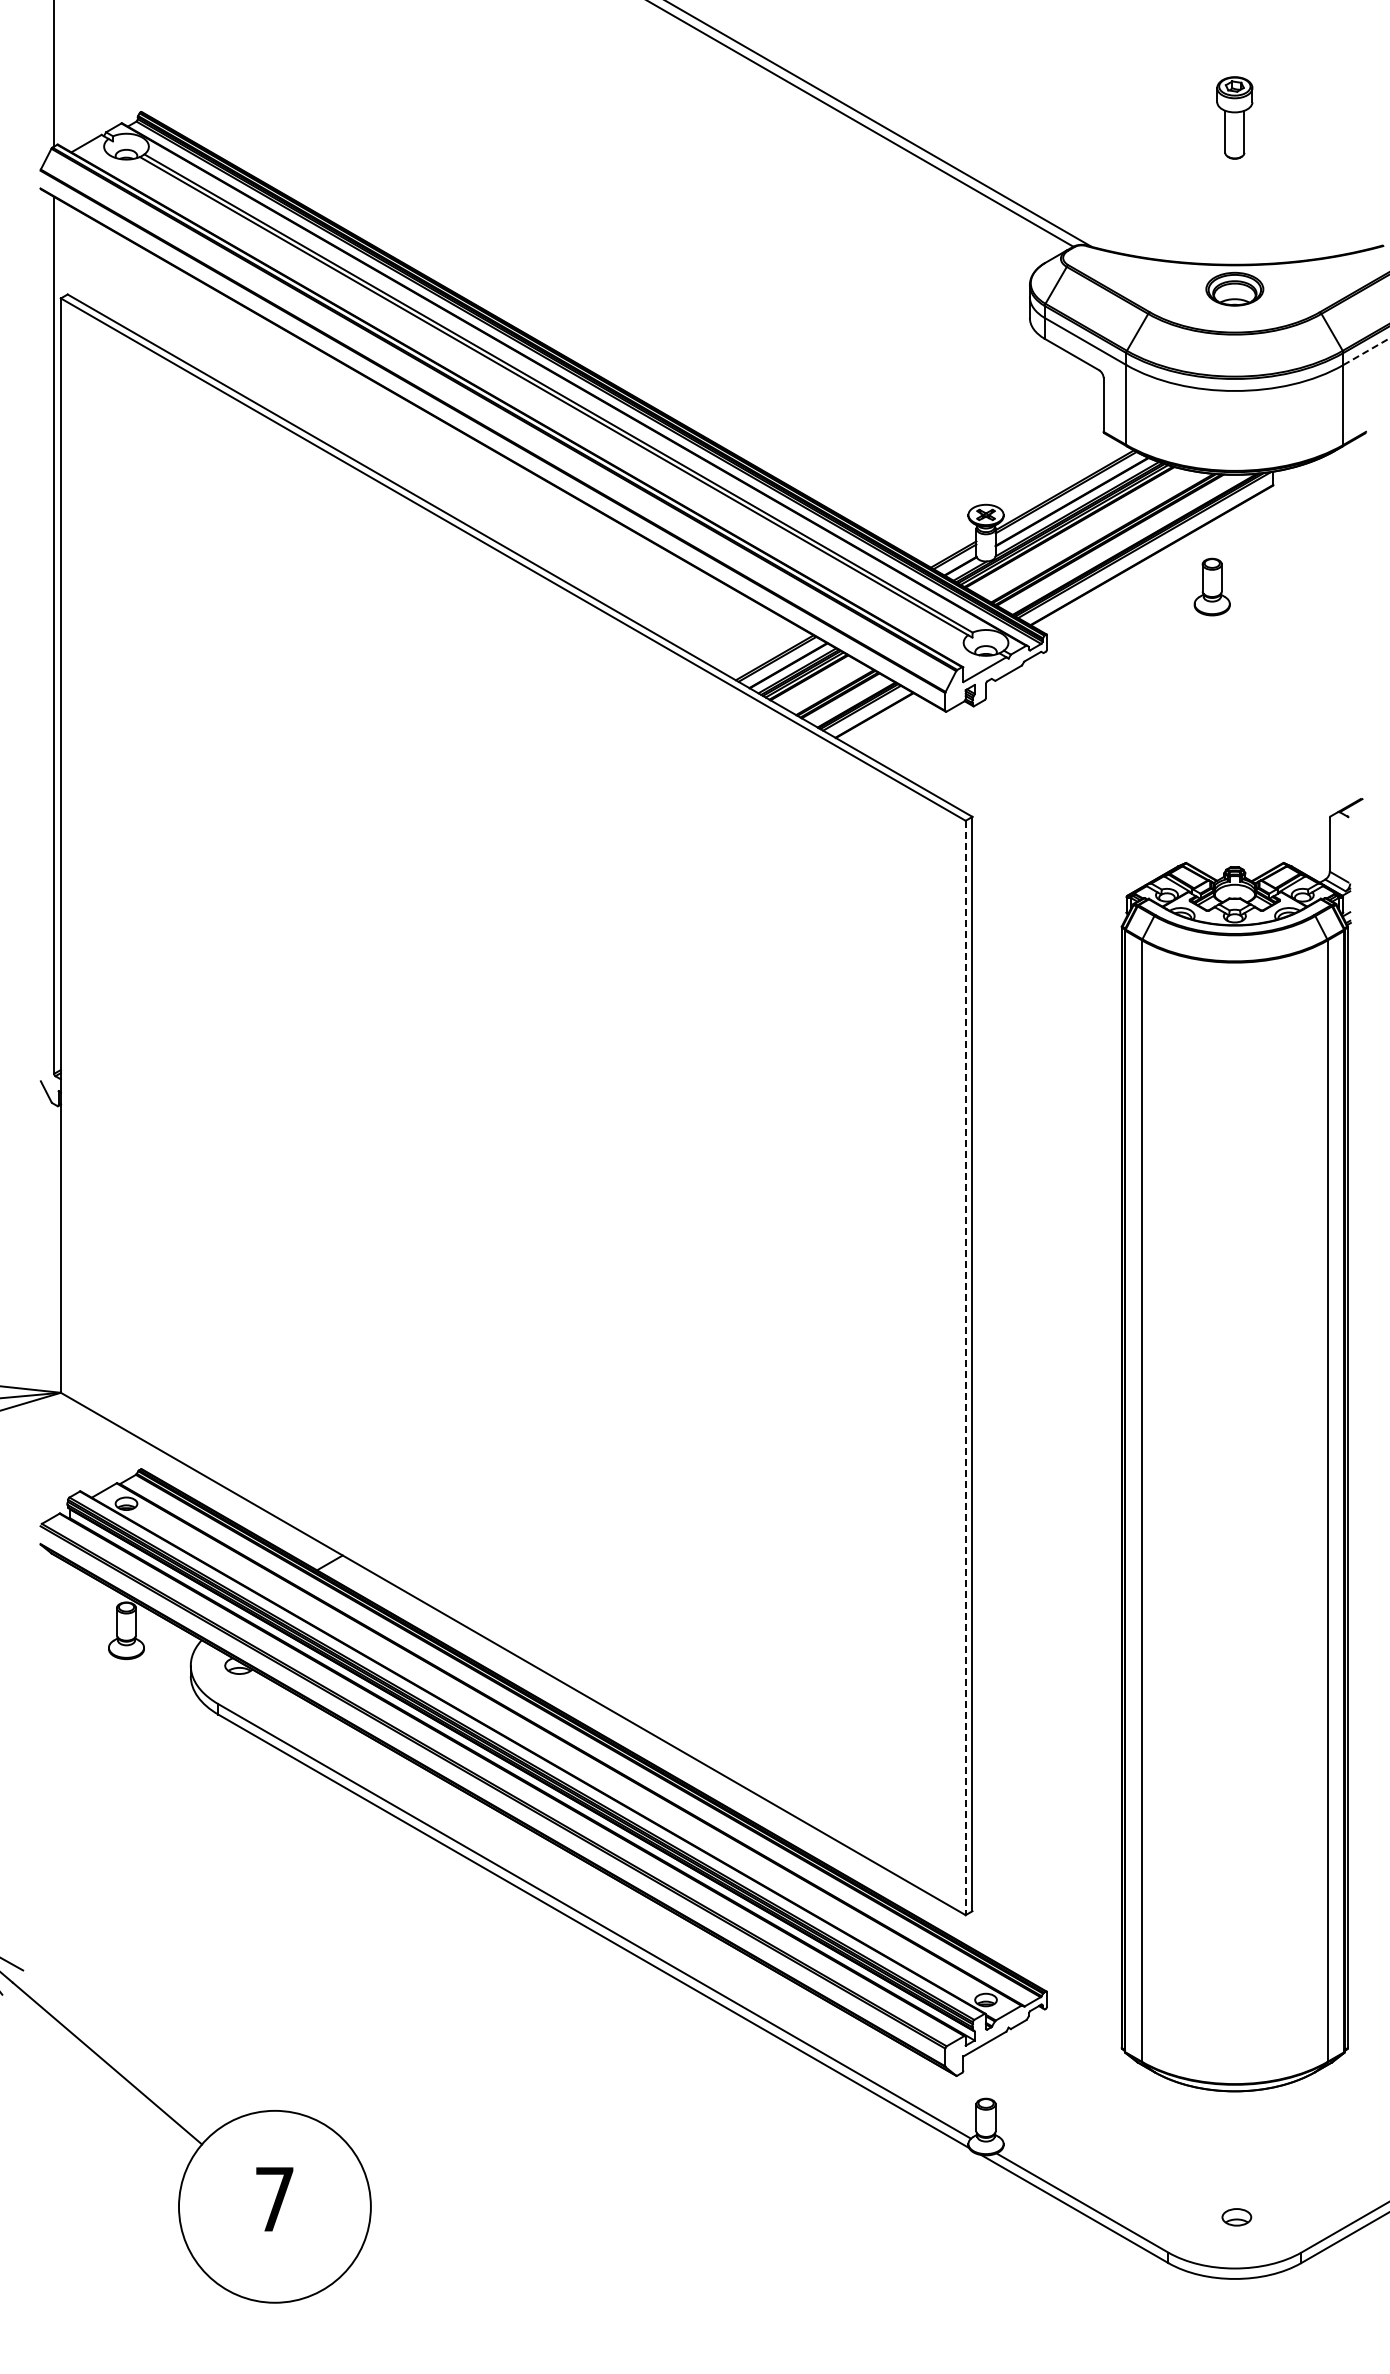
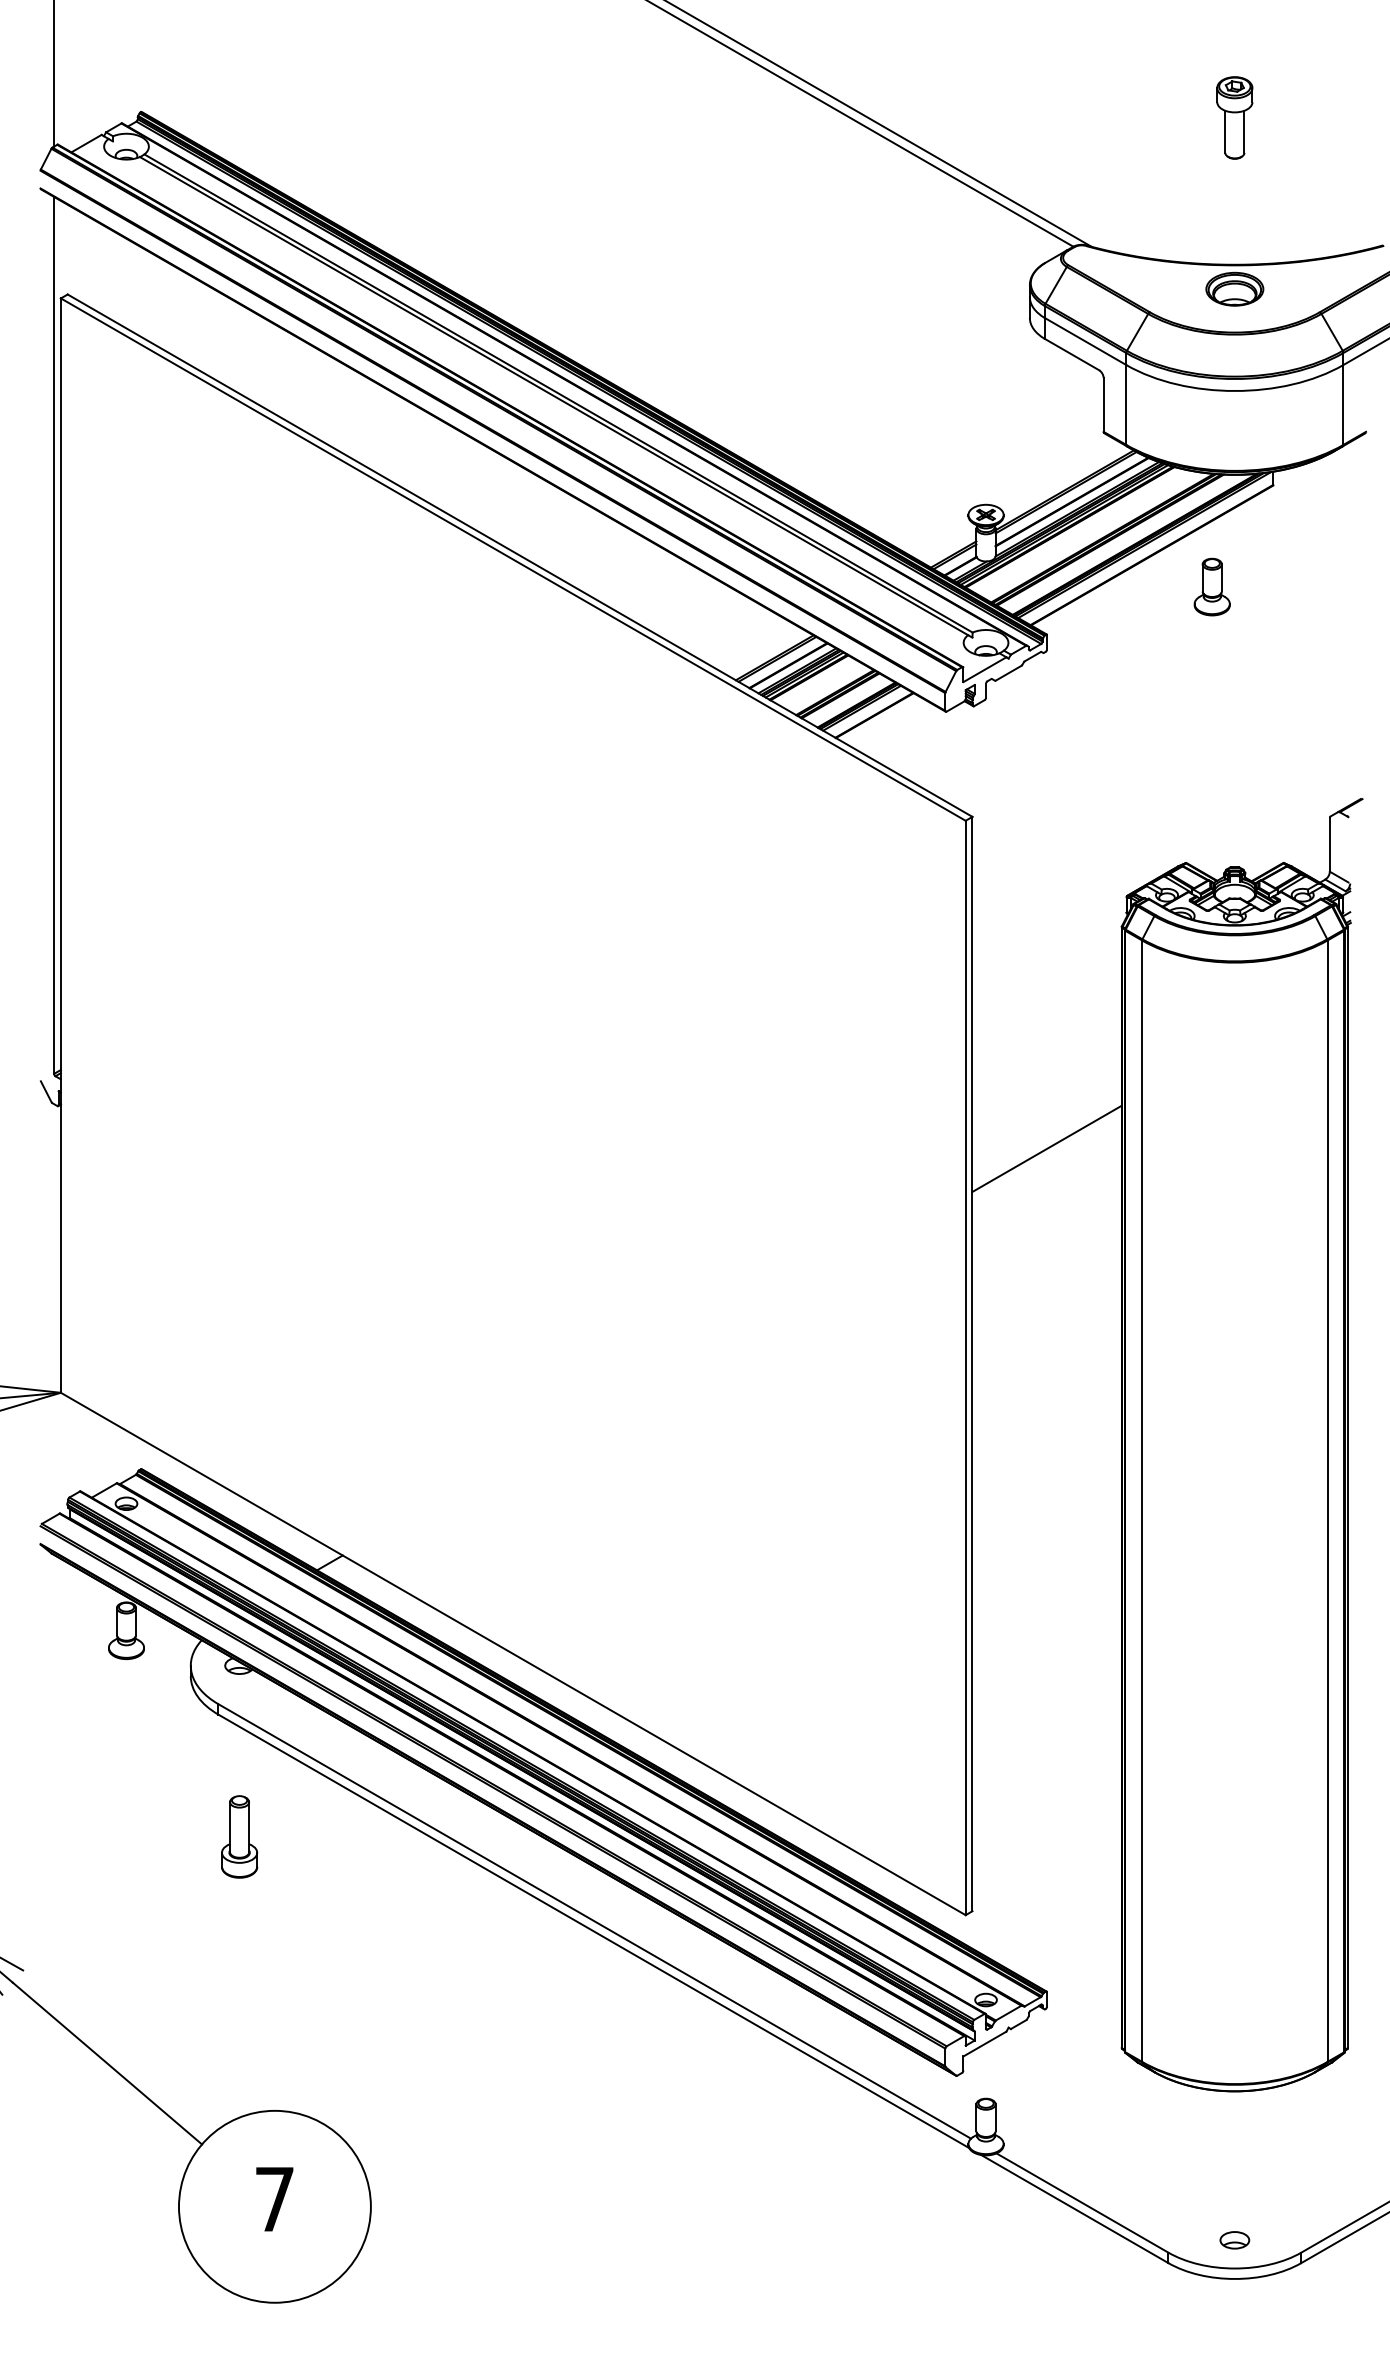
line: dashed -> solid (1366, 351)
line: none -> present (1046, 1148)
line: dashed -> solid (965, 1368)
part: none -> present (239, 1836)
part position: (1236, 2217) -> (1234, 2240) (1234, 2240)
